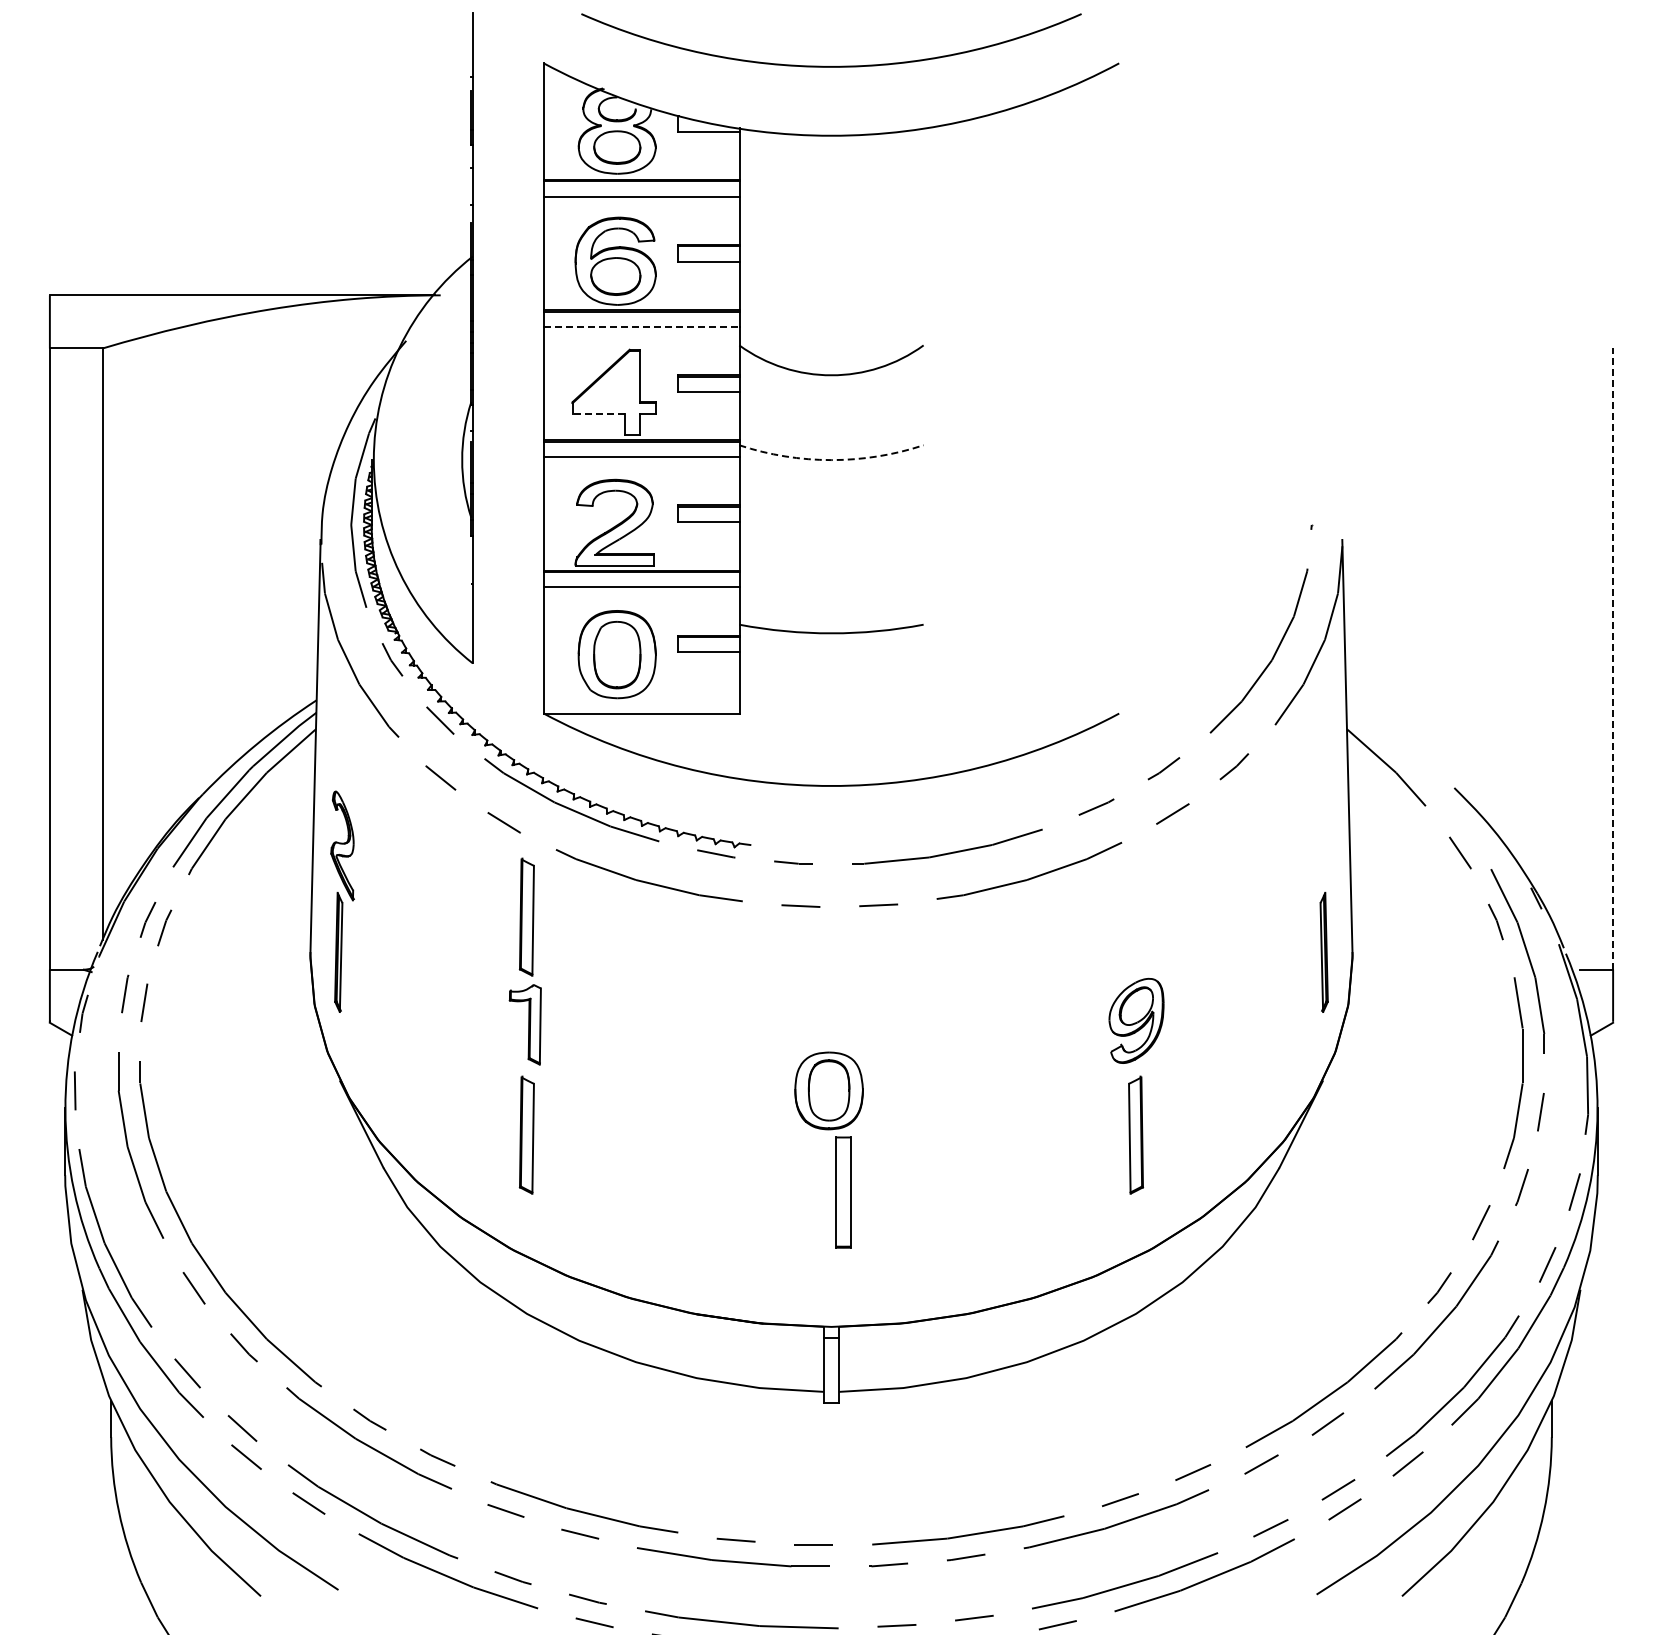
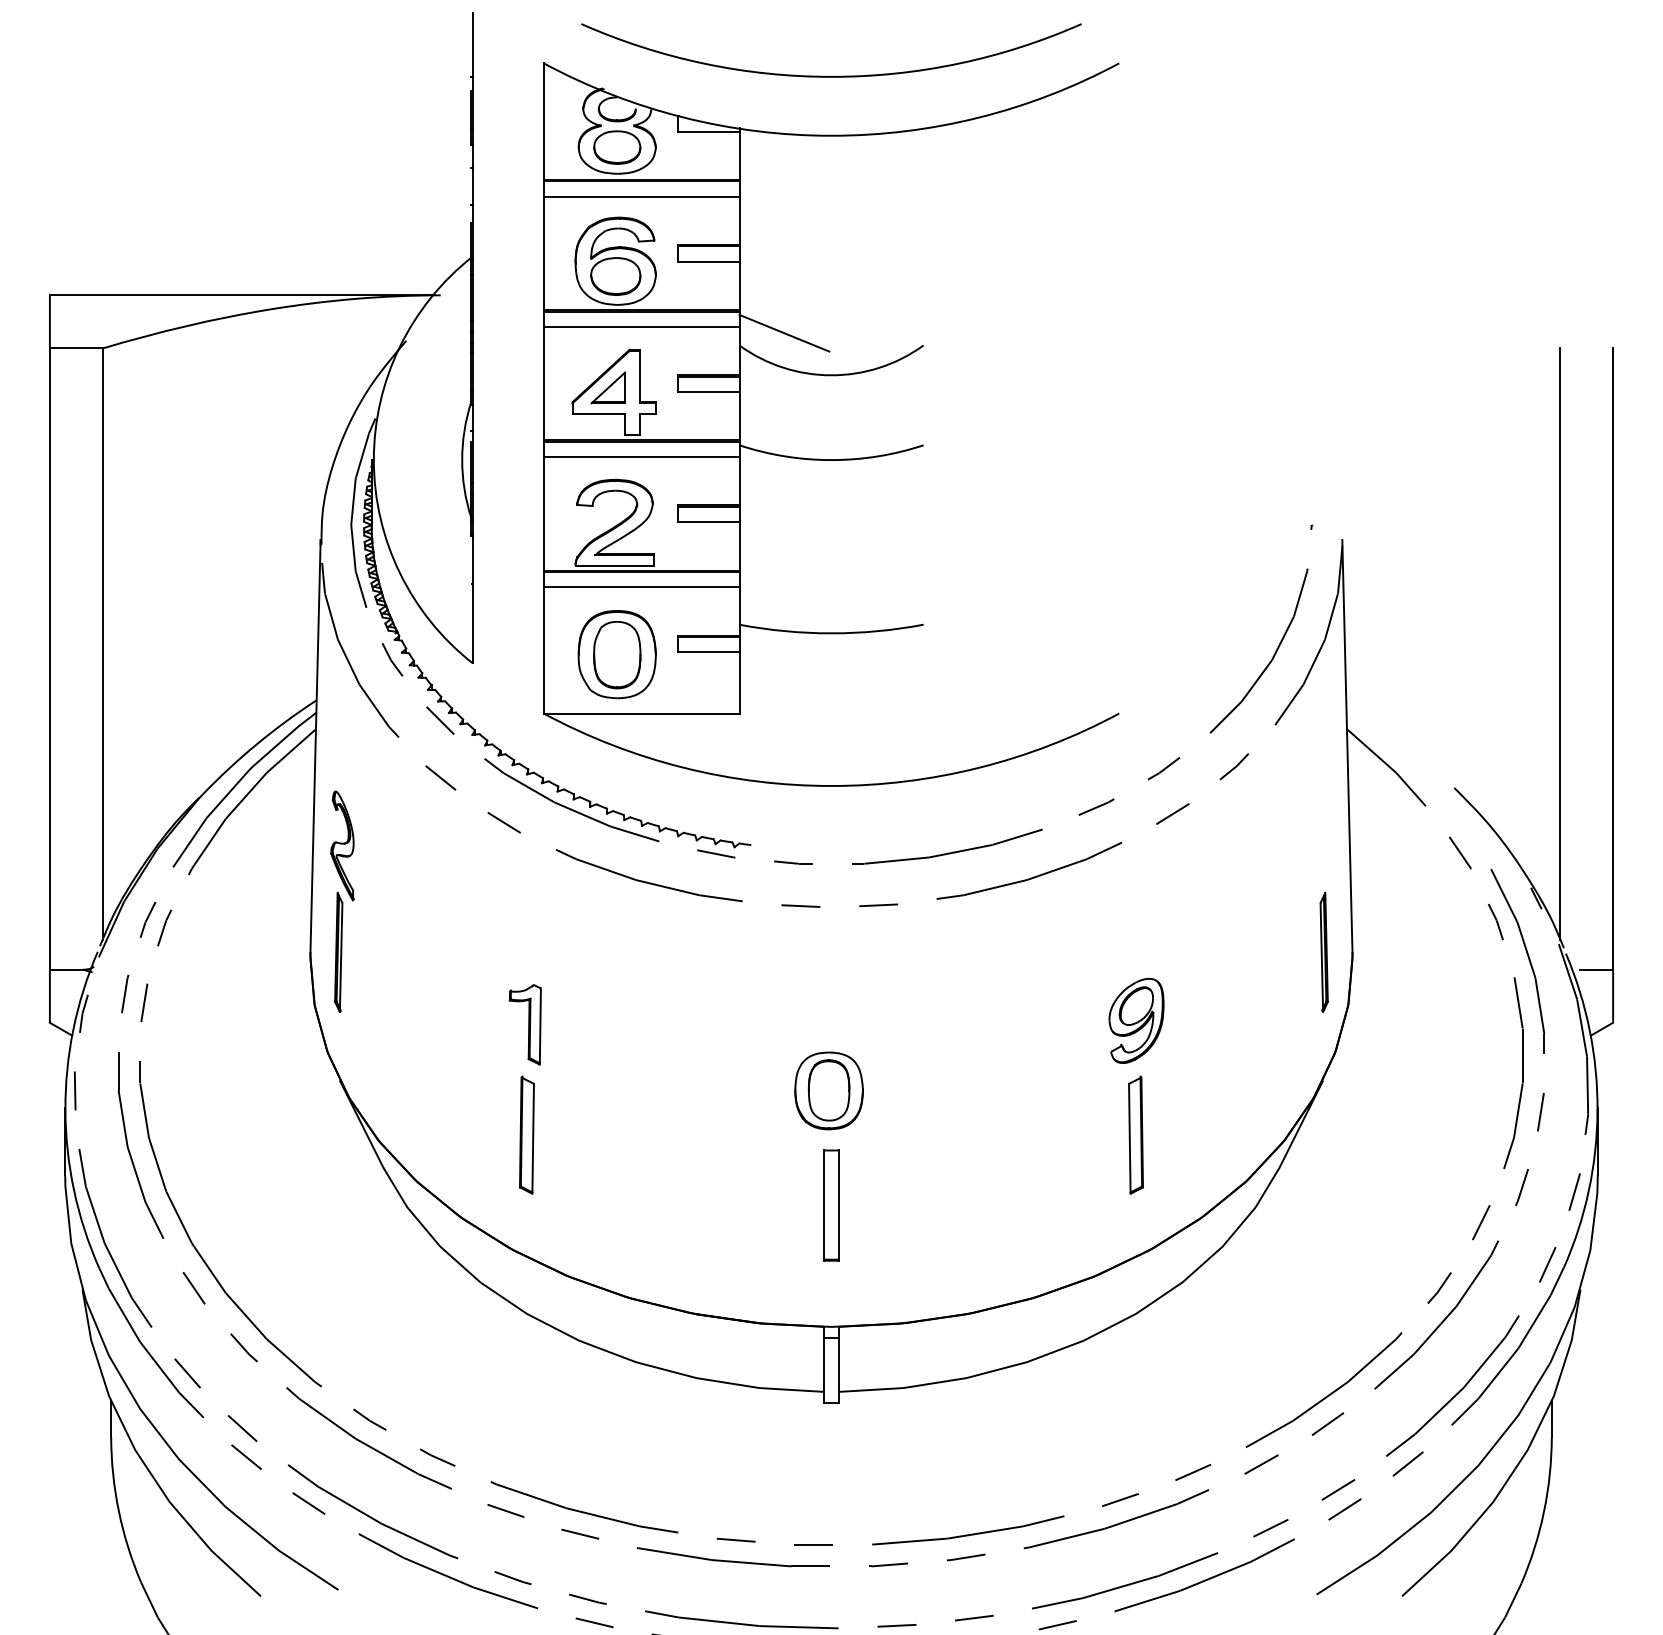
arc position: (831, 66) -> (831, 76) (831, 76)
line: dashed -> solid (641, 326)
line: none -> present (784, 332)
part: none -> present (608, 387)
line: dashed -> solid (598, 414)
arc: dashed -> solid (831, 460)
line: none -> present (1560, 643)
line: dashed -> solid (1613, 659)
part: present -> none (526, 916)
part position: (843, 1192) -> (831, 1205) (831, 1205)
